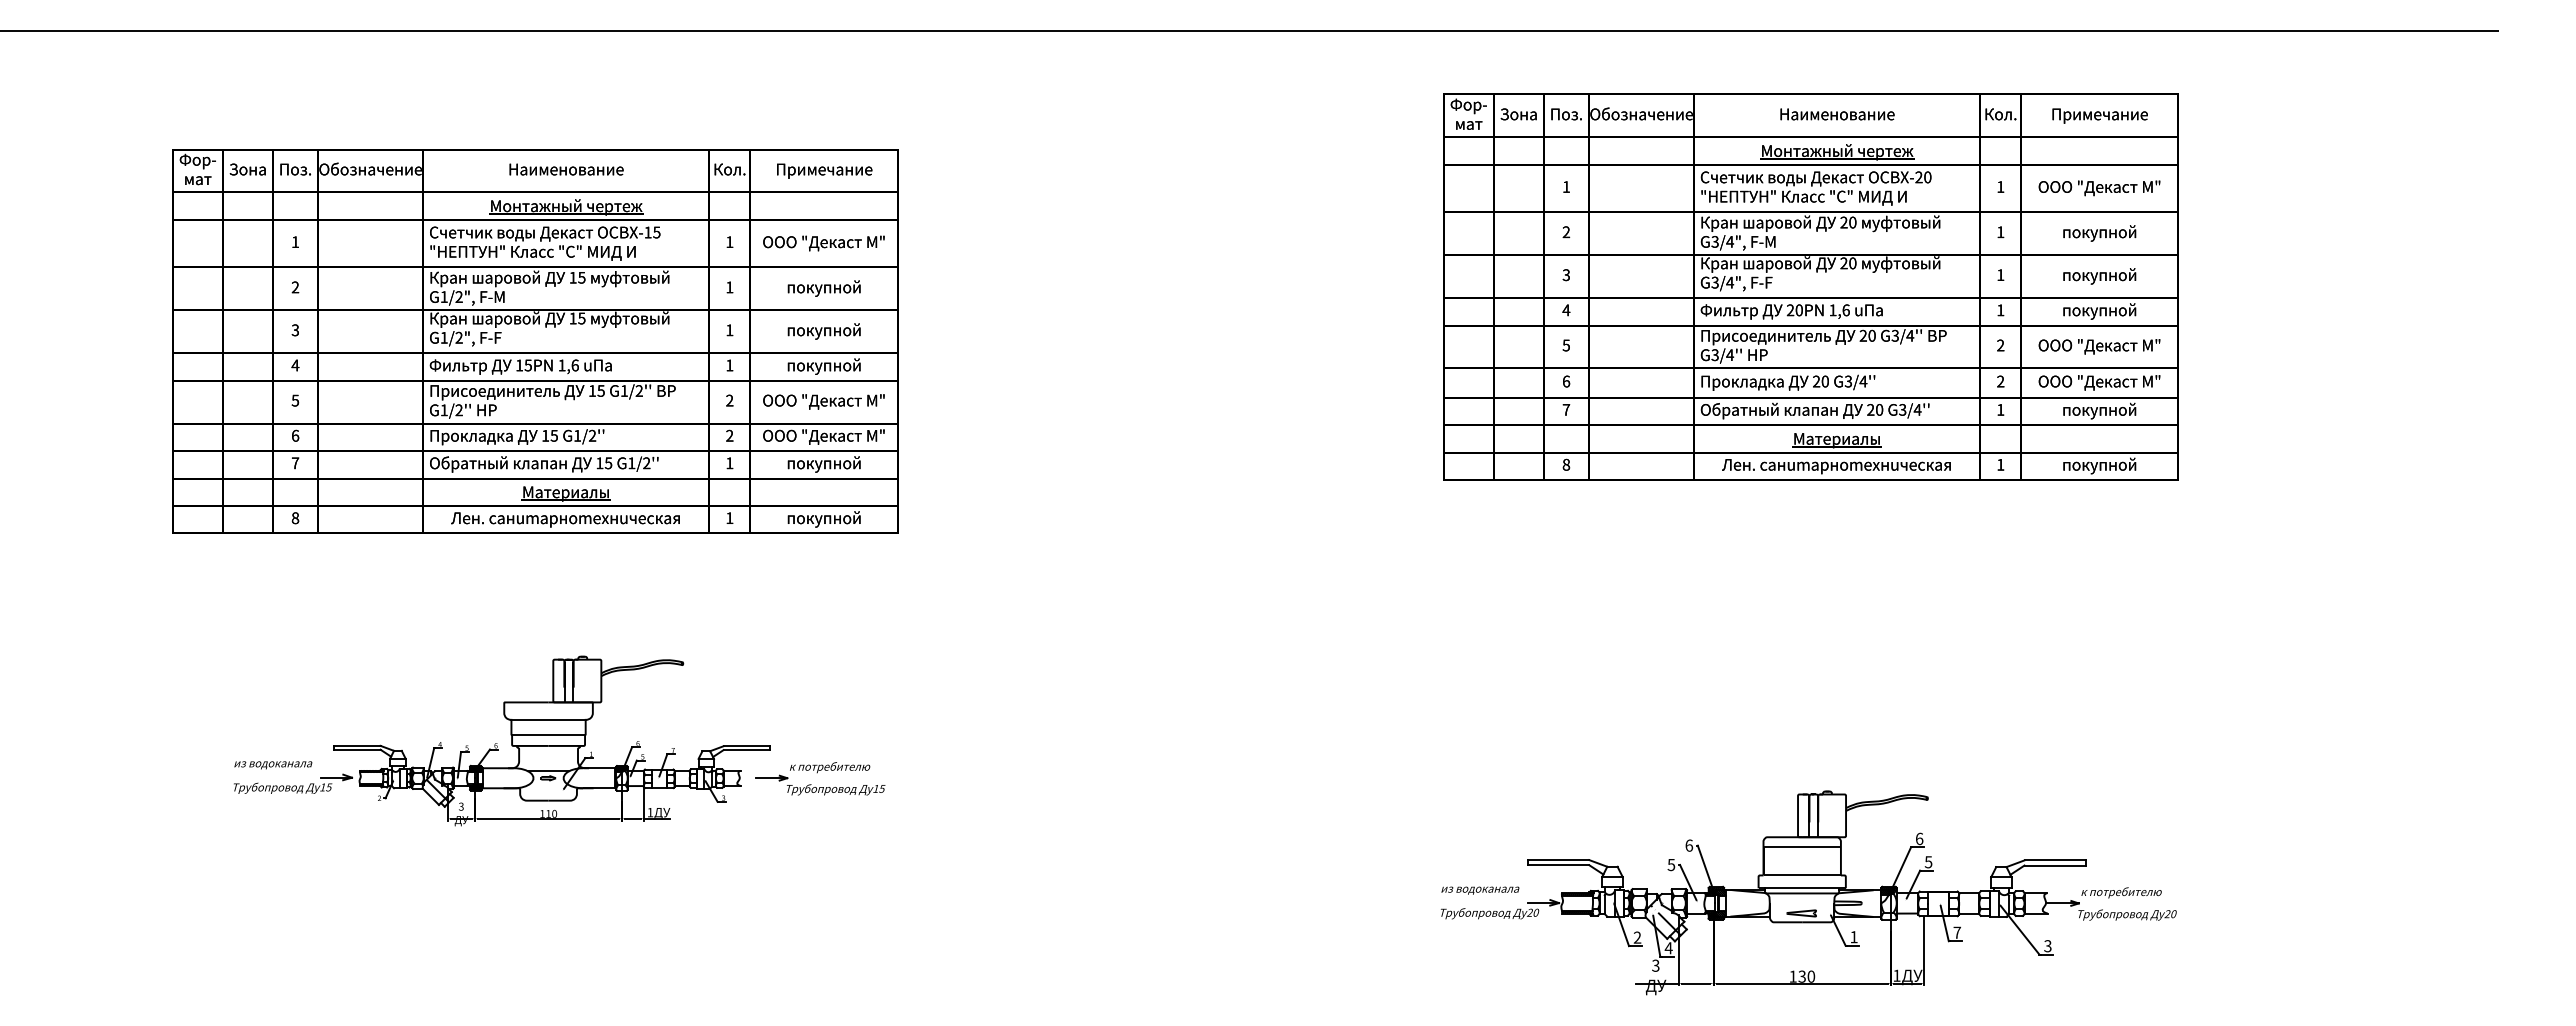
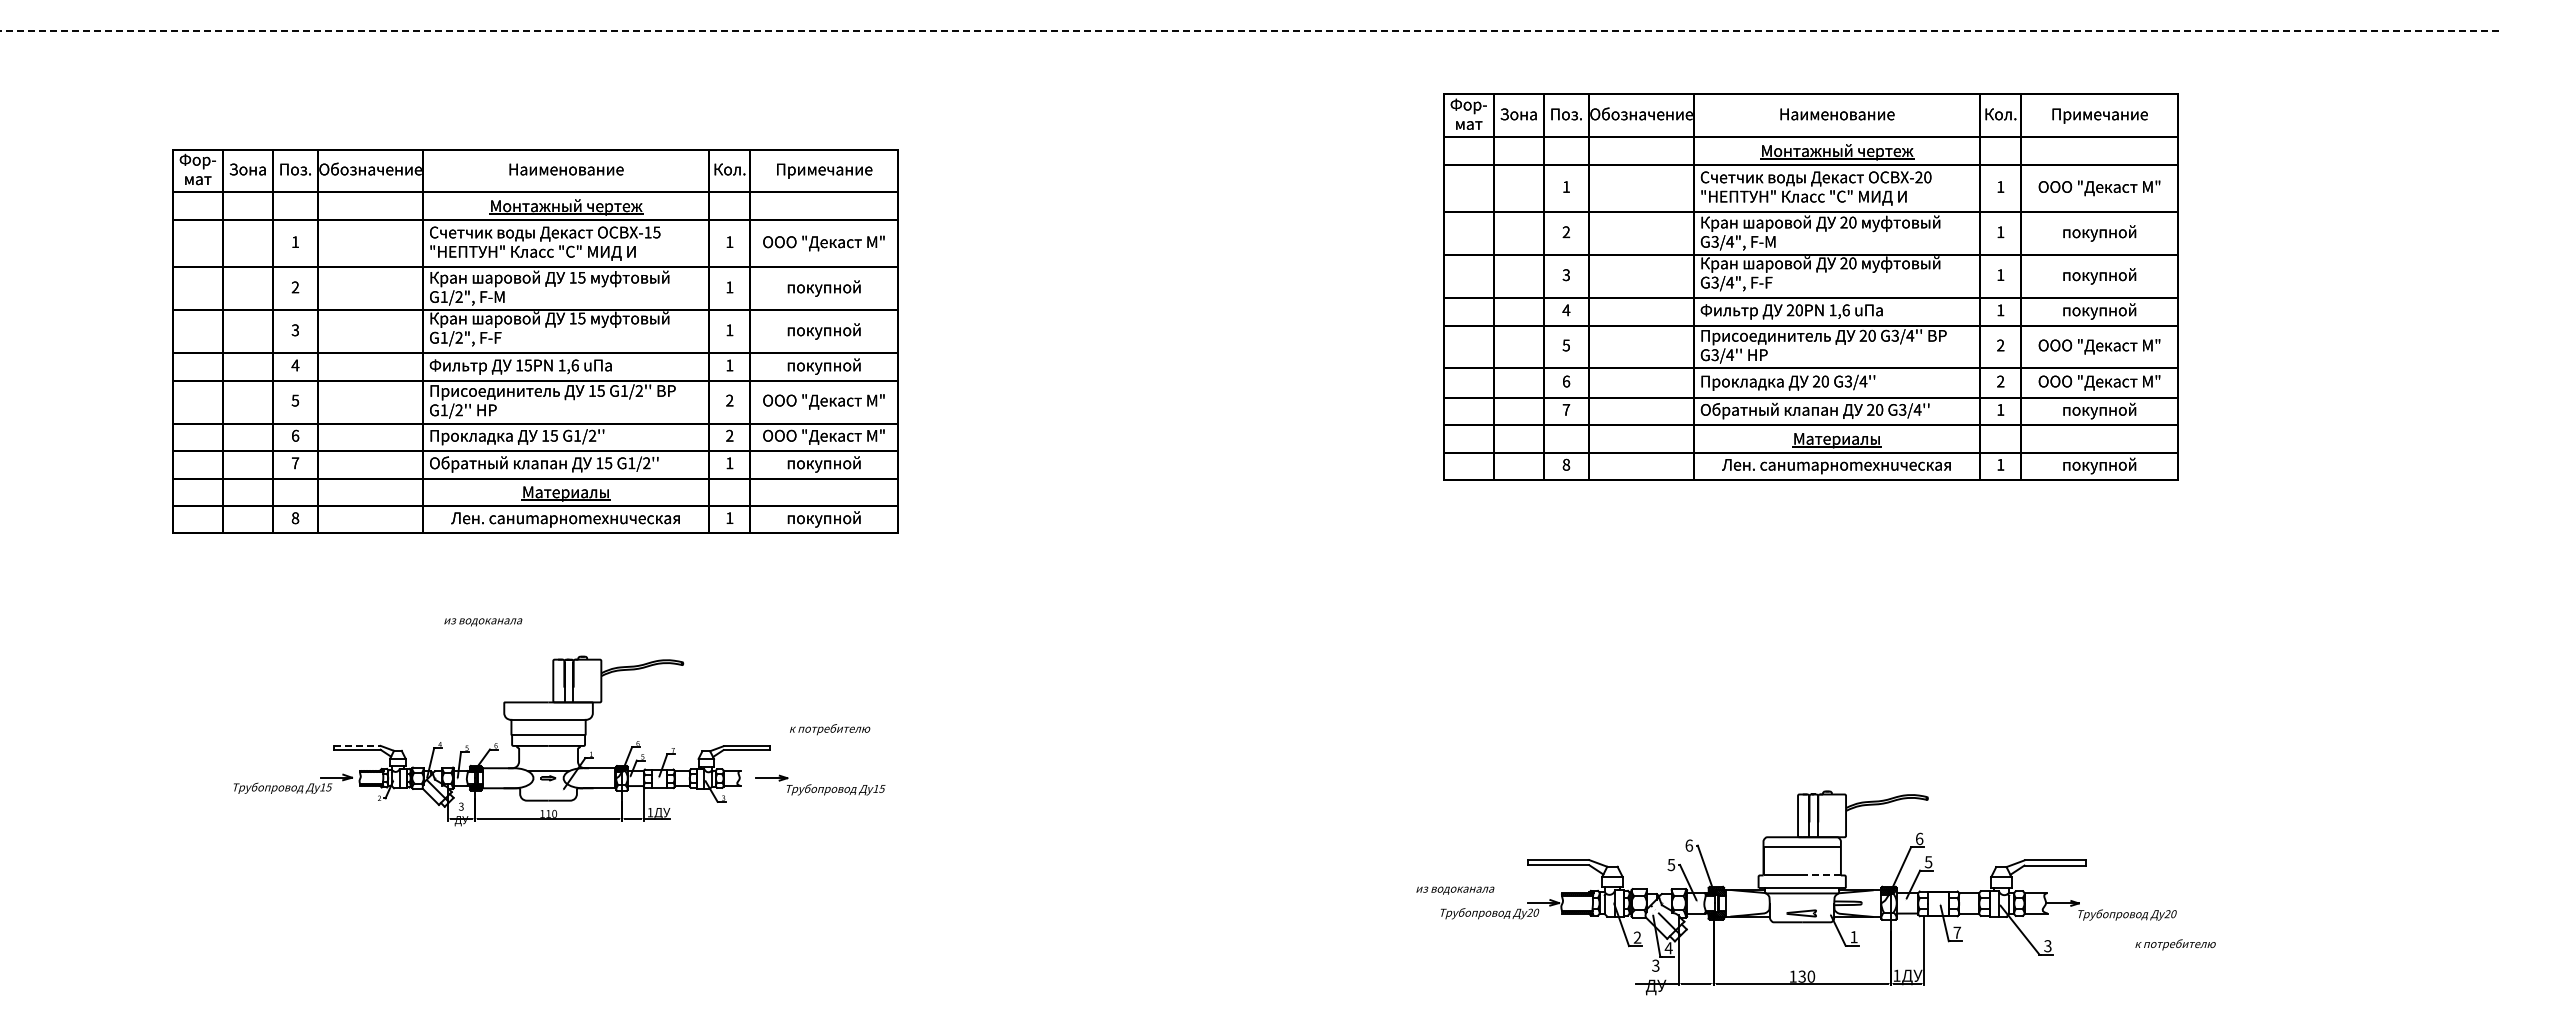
line: solid -> dashed (1249, 30)
line: solid -> dashed (357, 745)
text position: (273, 765) -> (483, 622) (483, 622)
text position: (830, 767) -> (830, 729) (830, 729)
line: solid -> dashed (1821, 875)
text position: (1480, 890) -> (1455, 890) (1455, 890)
text position: (2121, 892) -> (2175, 944) (2175, 944)
